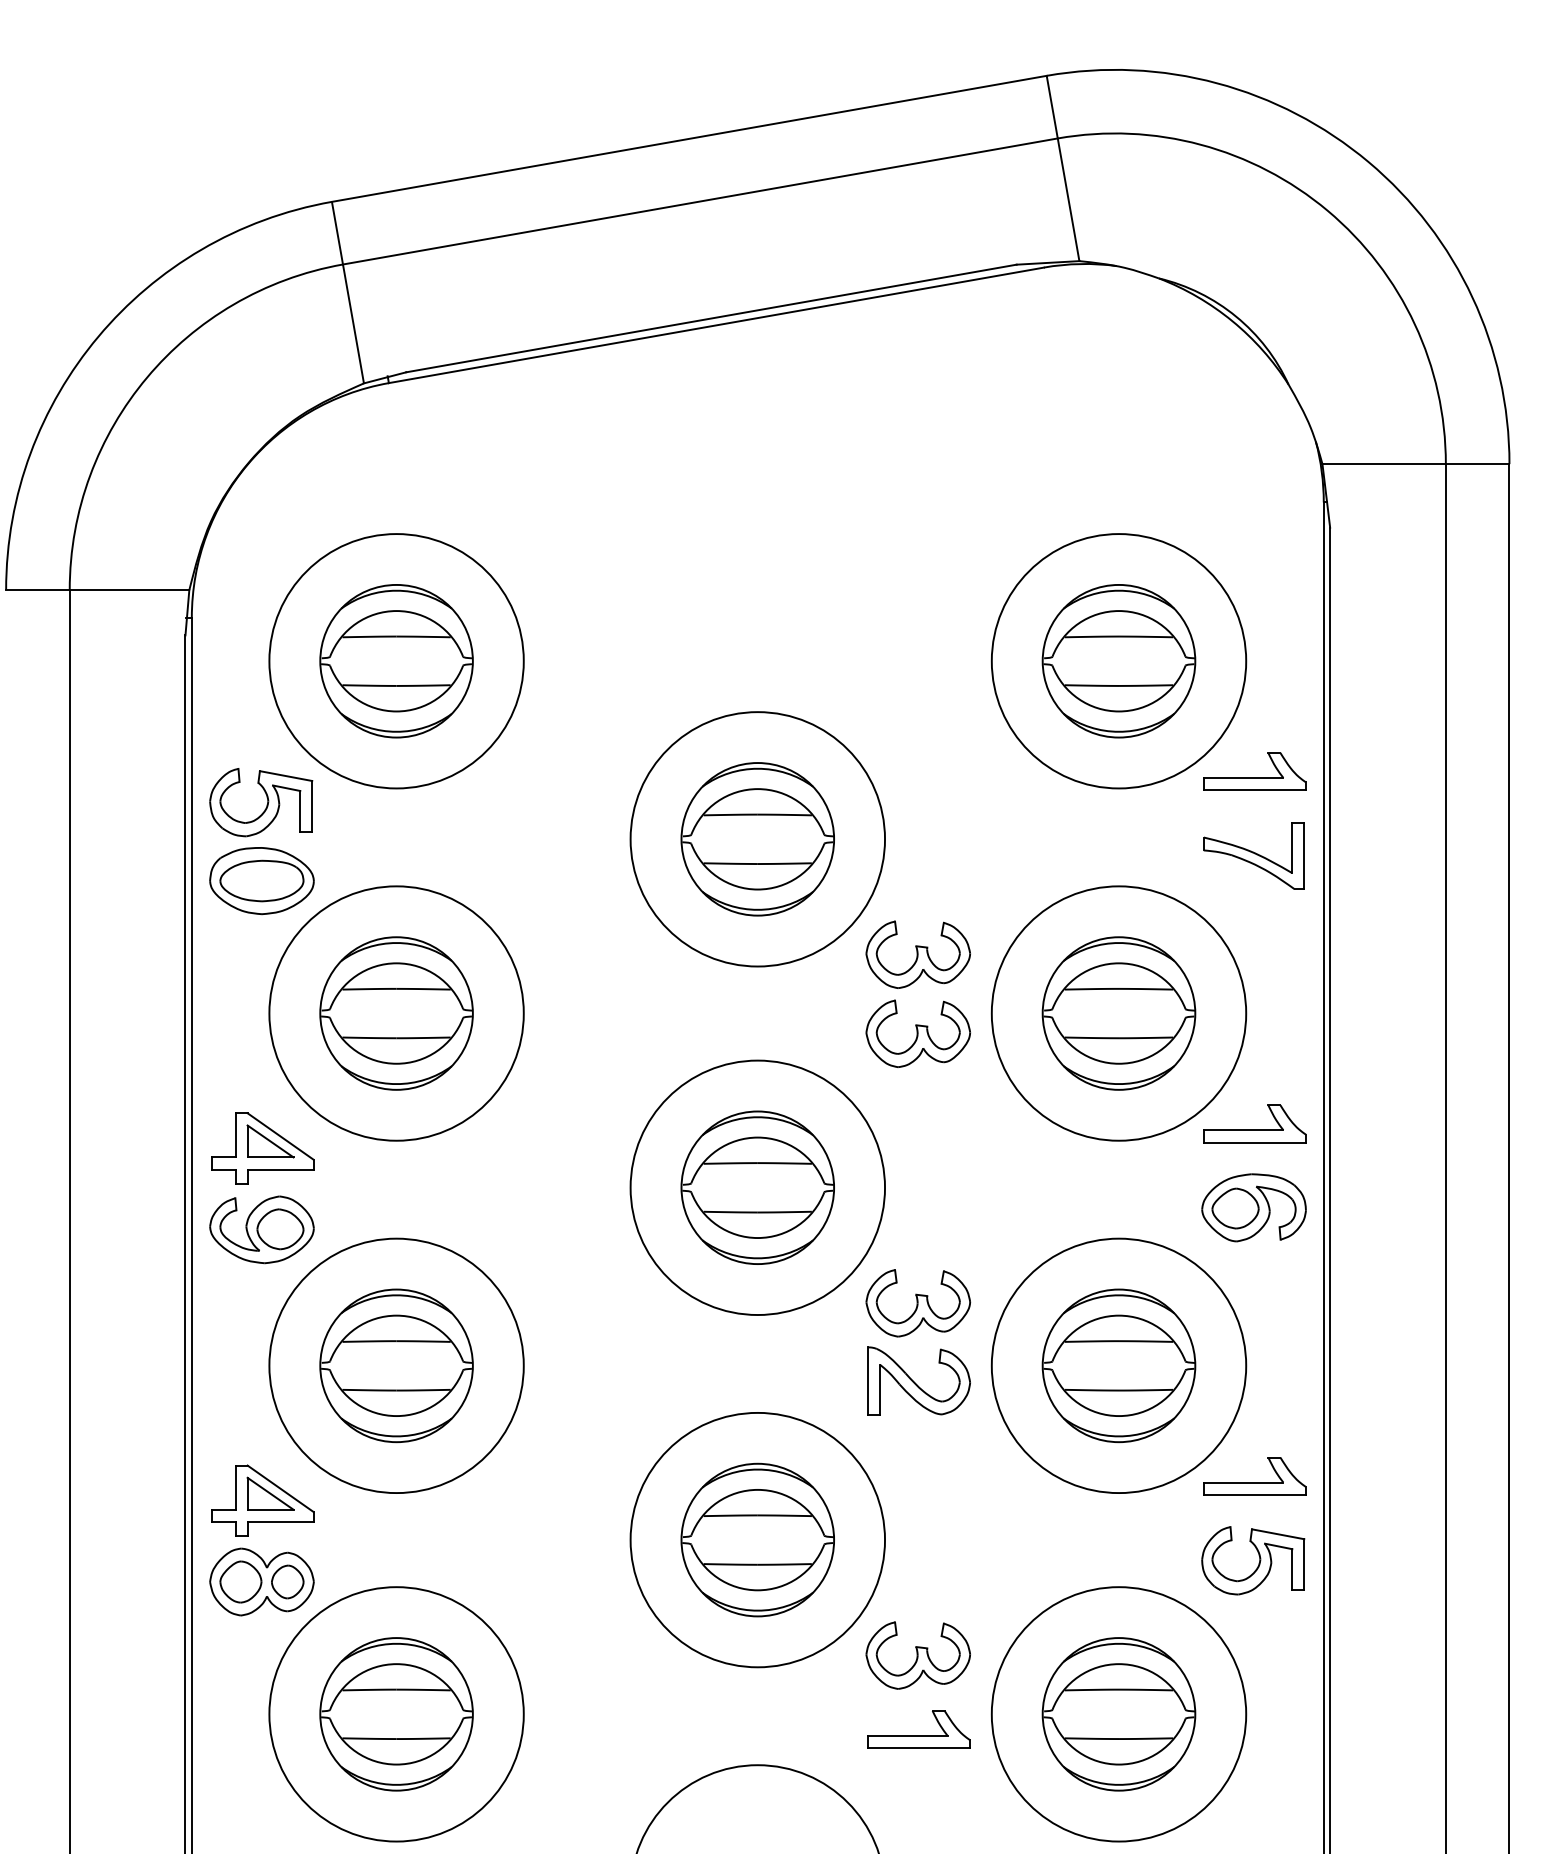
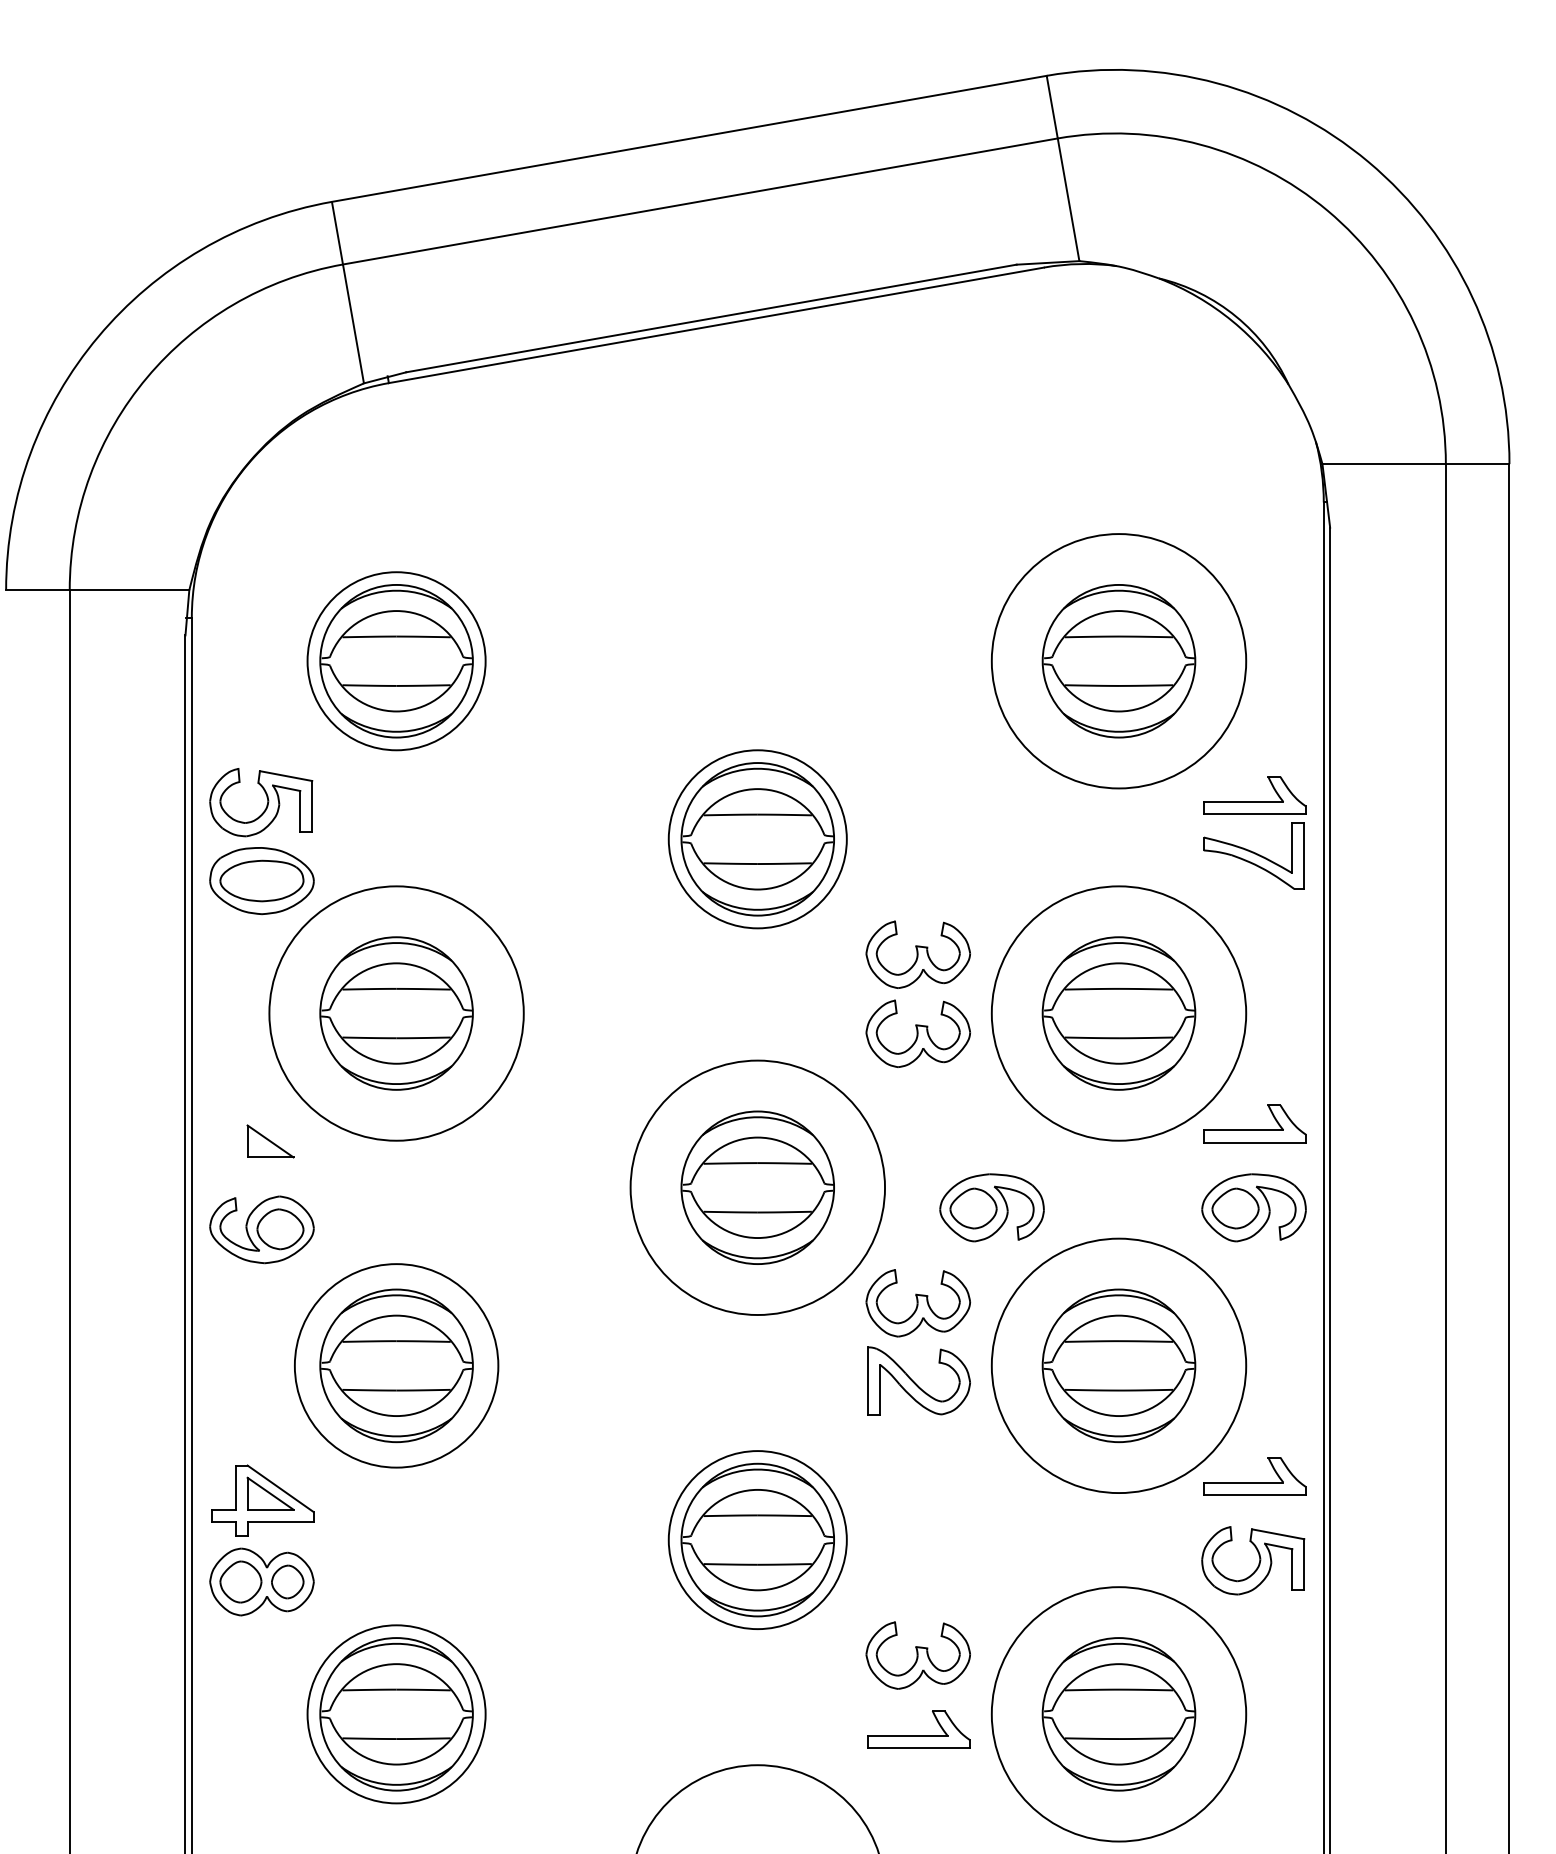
circle diameter: 254 px -> 178 px (396, 661)
part position: (1254, 771) -> (1254, 795) (1254, 795)
circle diameter: 254 px -> 178 px (757, 839)
part: present -> none (262, 1148)
part: none -> present (991, 1207)
circle diameter: 254 px -> 204 px (396, 1365)
circle diameter: 254 px -> 178 px (757, 1540)
circle diameter: 254 px -> 178 px (396, 1714)
